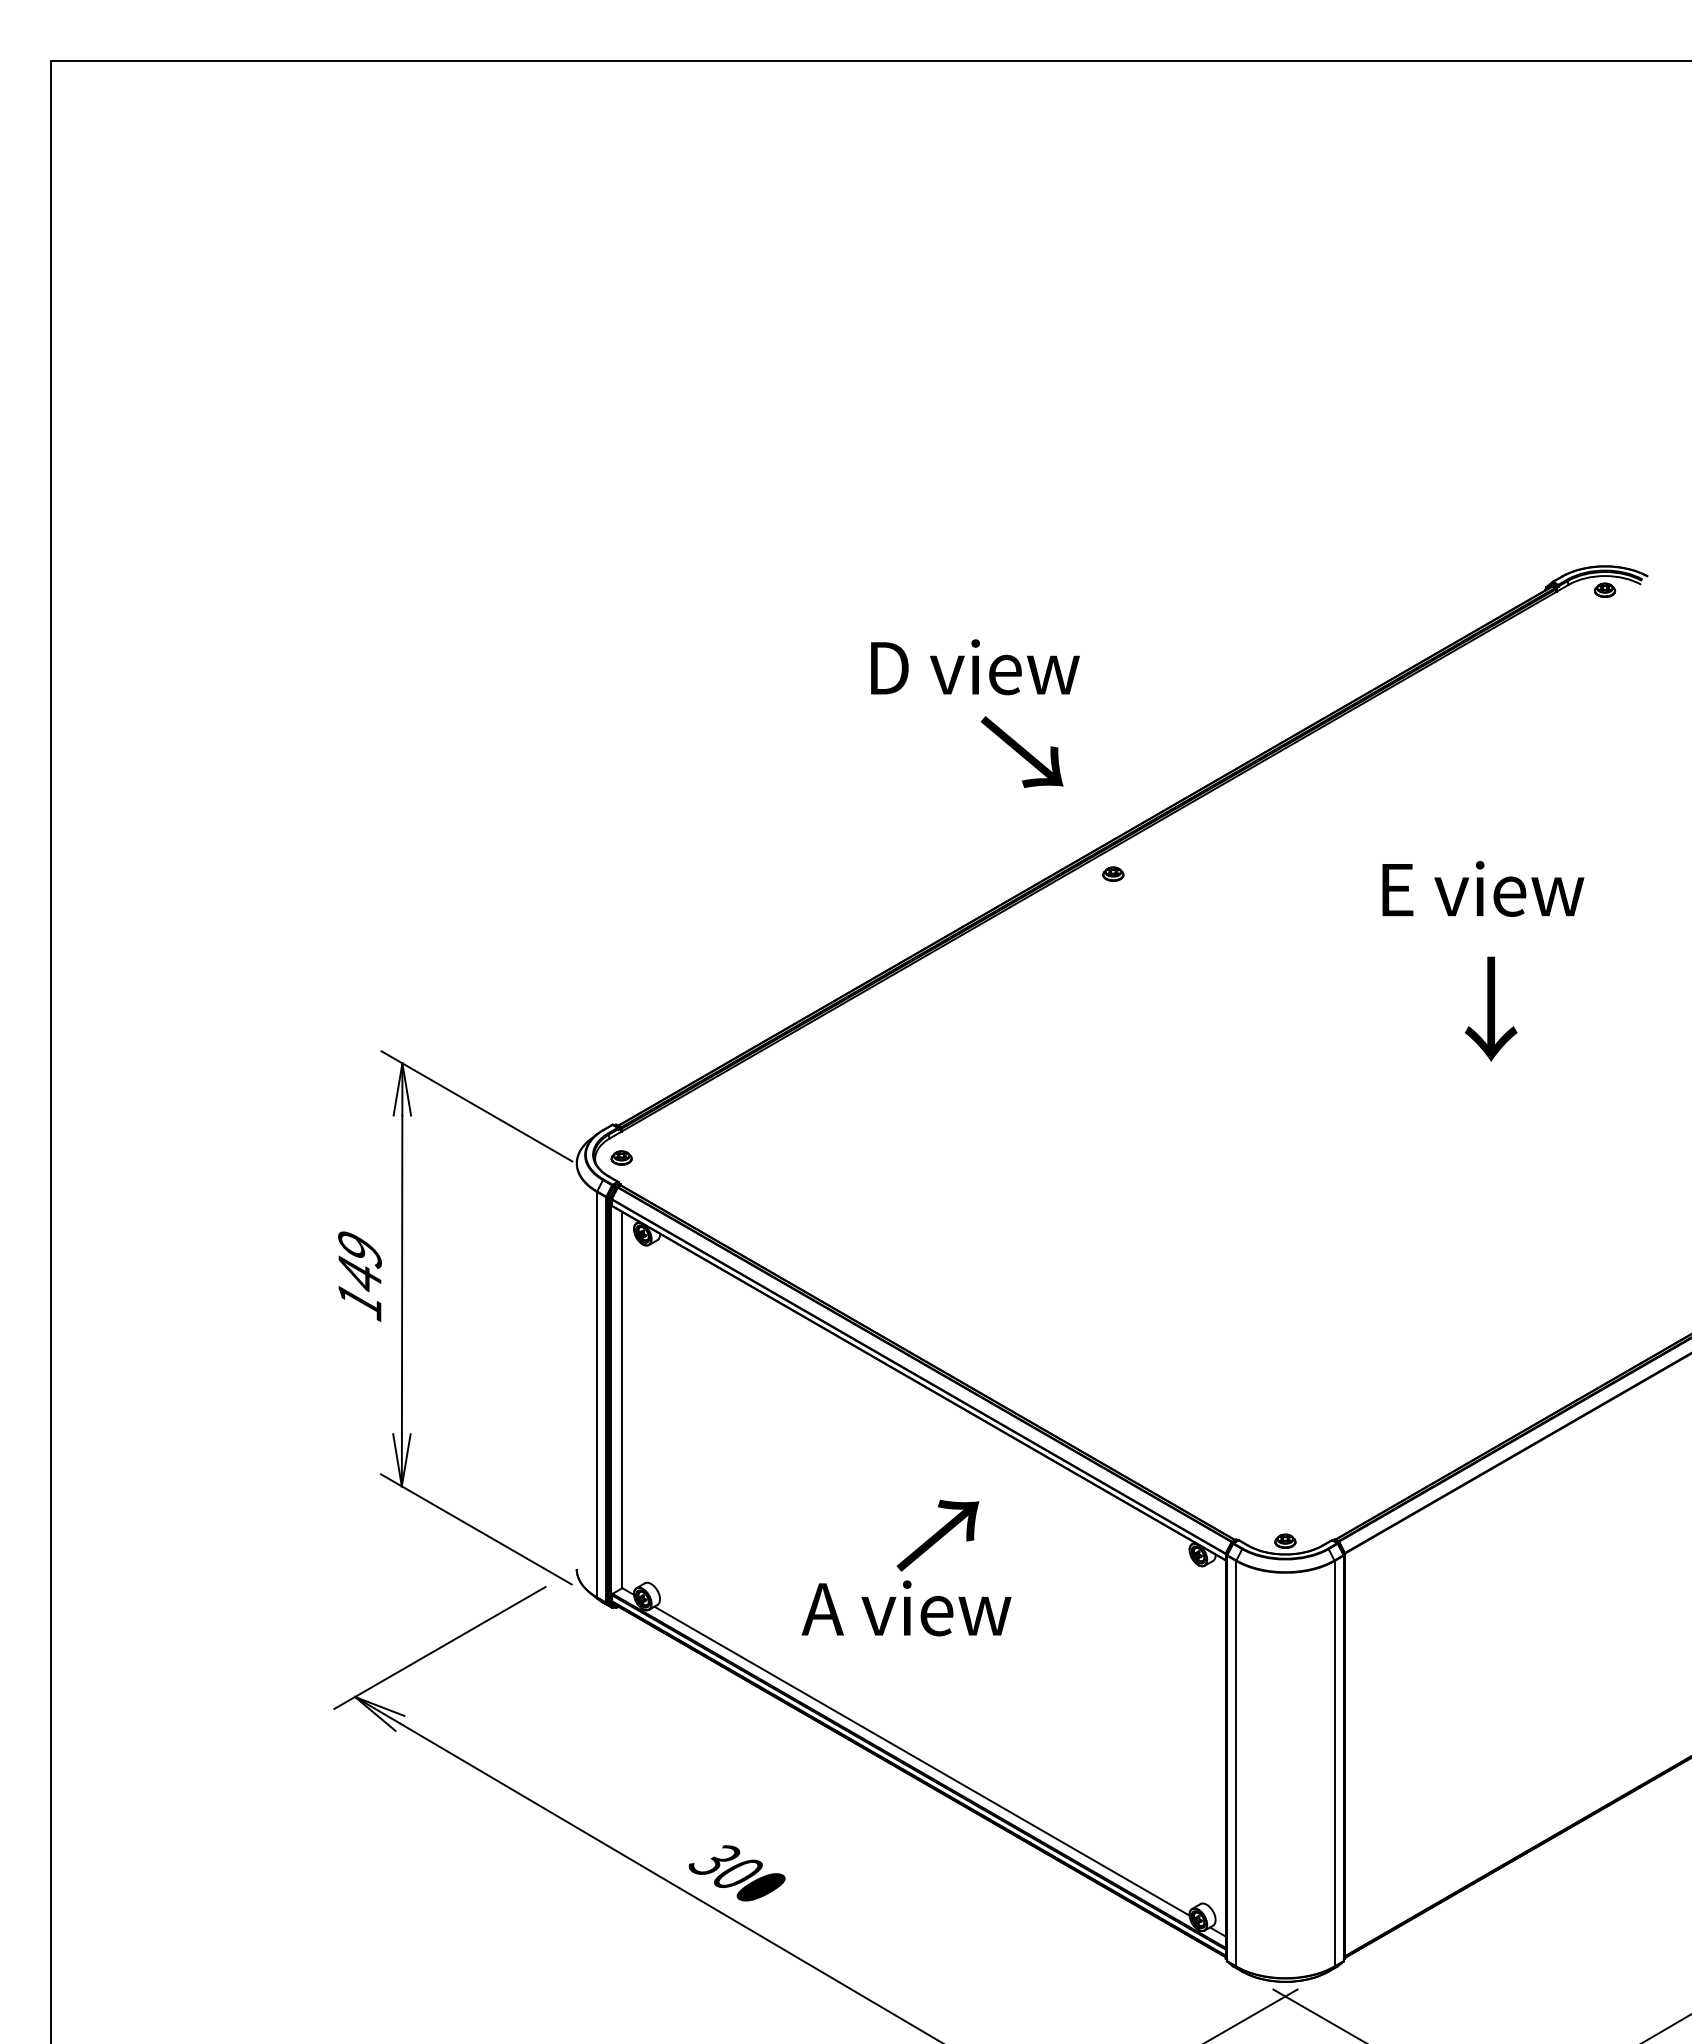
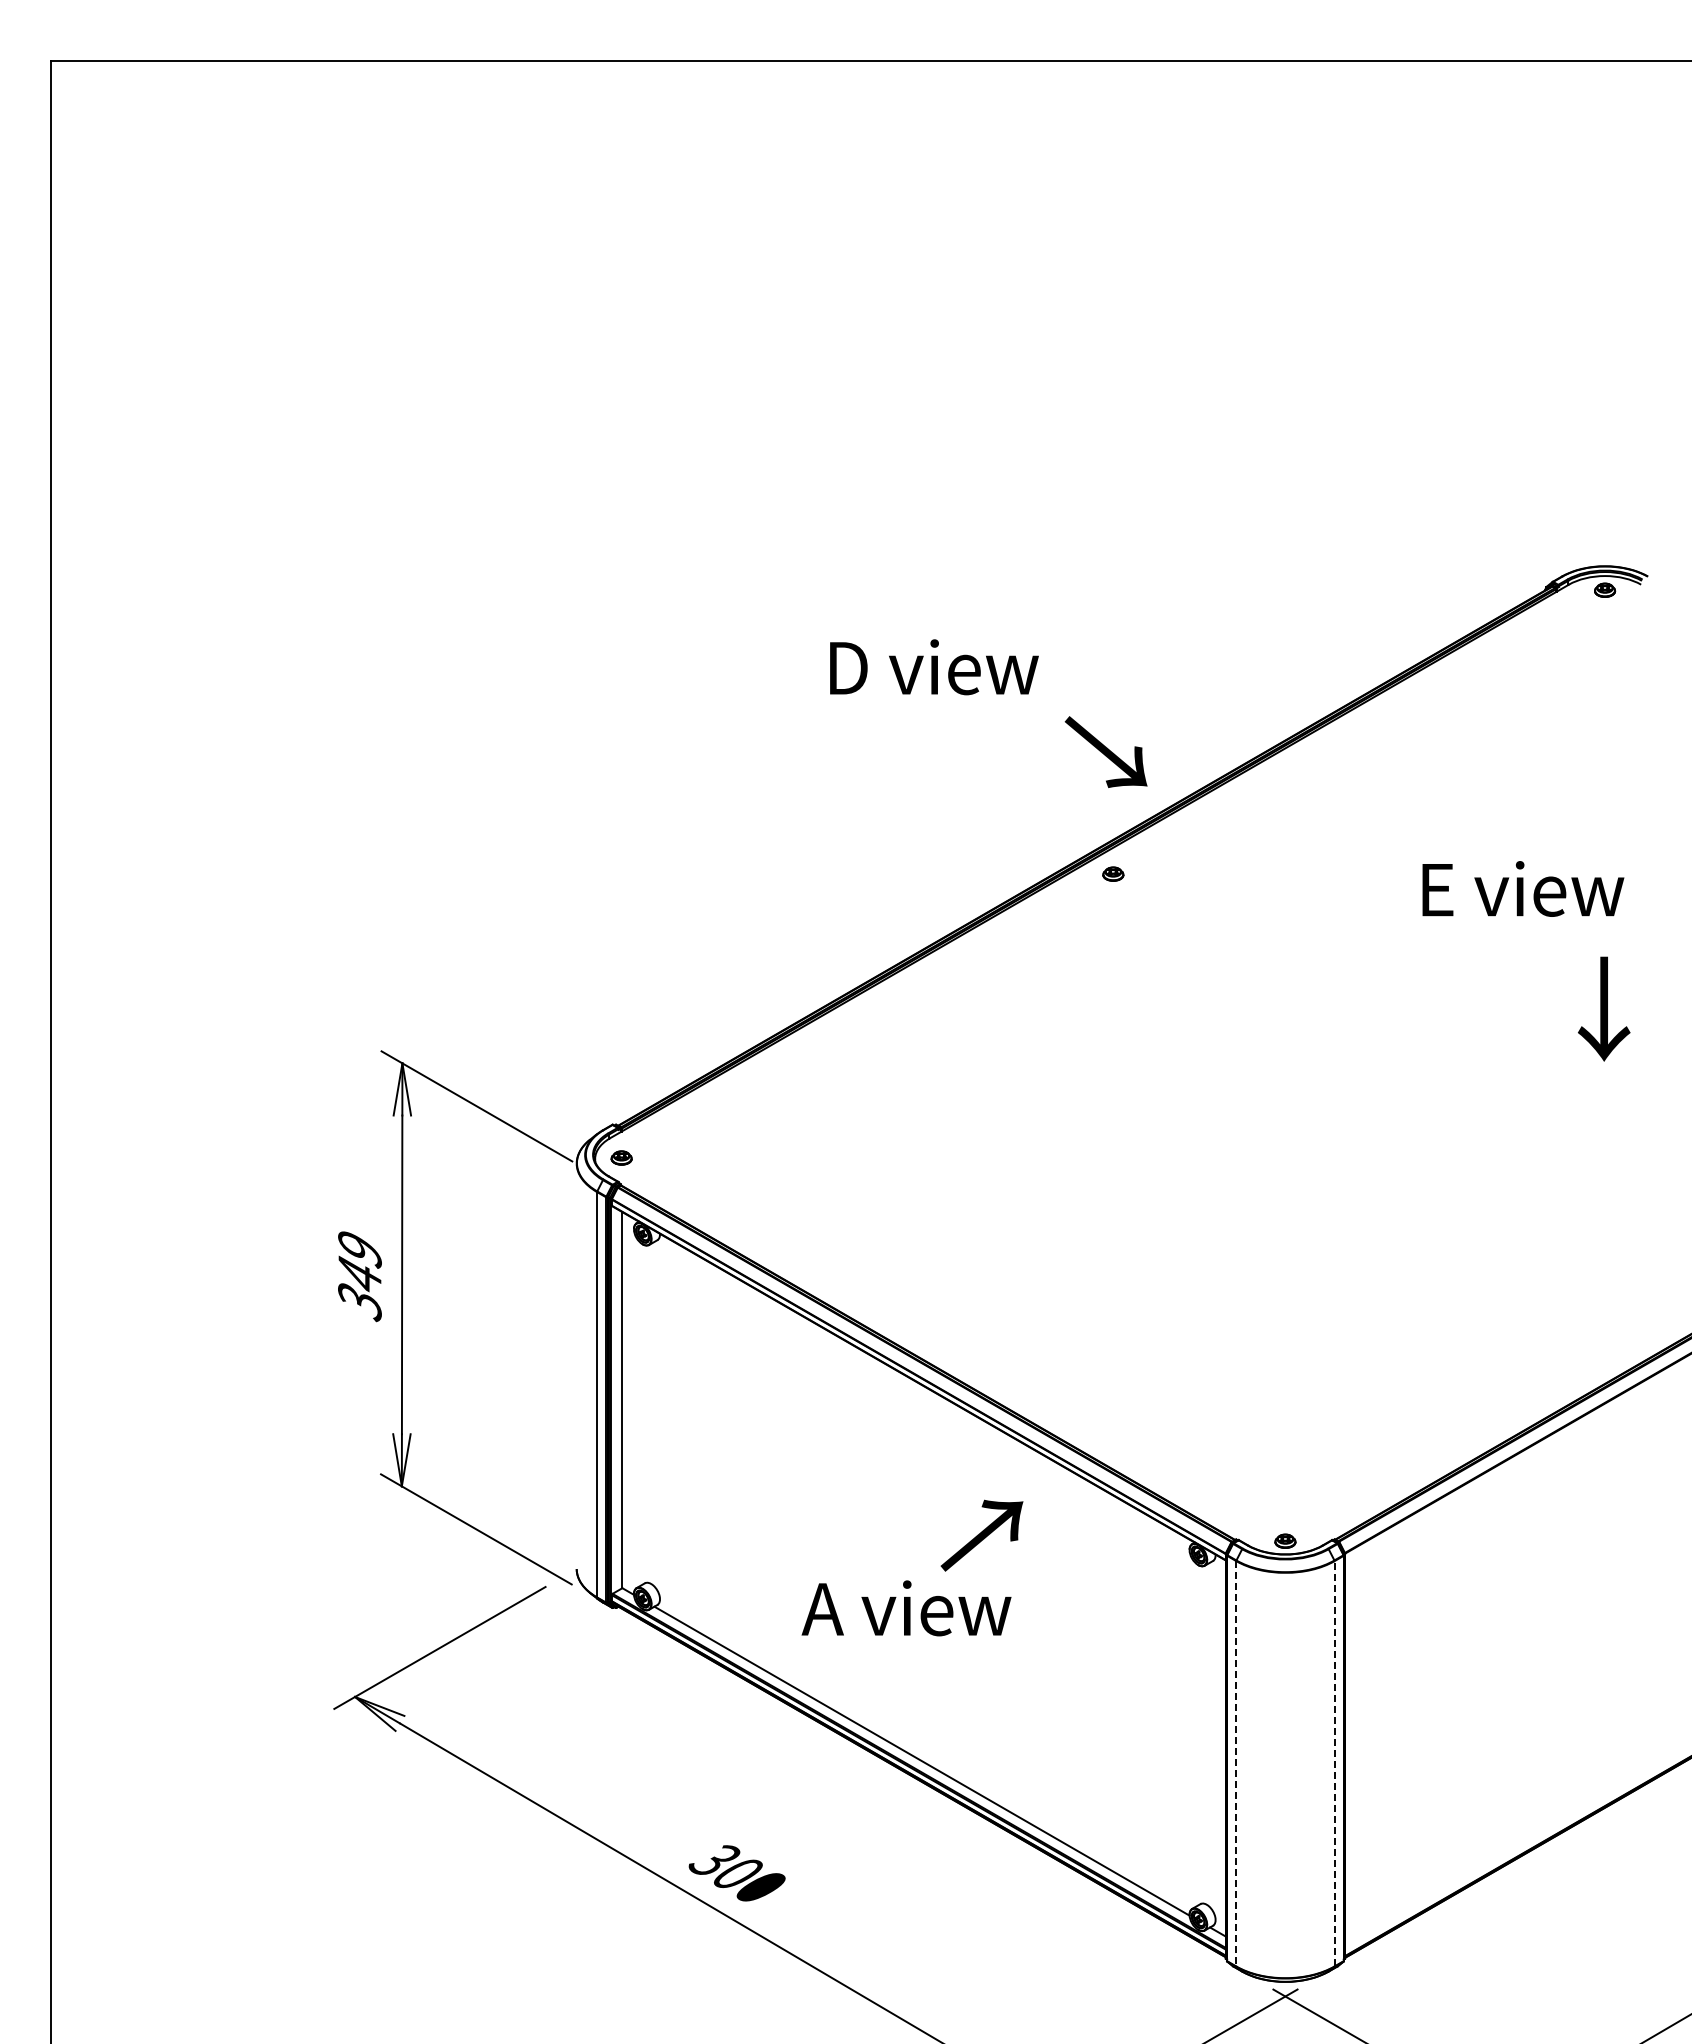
text position: (975, 667) -> (934, 667) (934, 667)
text position: (1021, 751) -> (1105, 751) (1105, 751)
text position: (1483, 888) -> (1523, 888) (1523, 888)
text position: (1491, 1008) -> (1604, 1008) (1604, 1008)
text: 149 -> 349 (359, 1302)
text position: (937, 1535) -> (981, 1535) (981, 1535)
line: solid -> dashed (1236, 1763)
line: solid -> dashed (1334, 1763)
